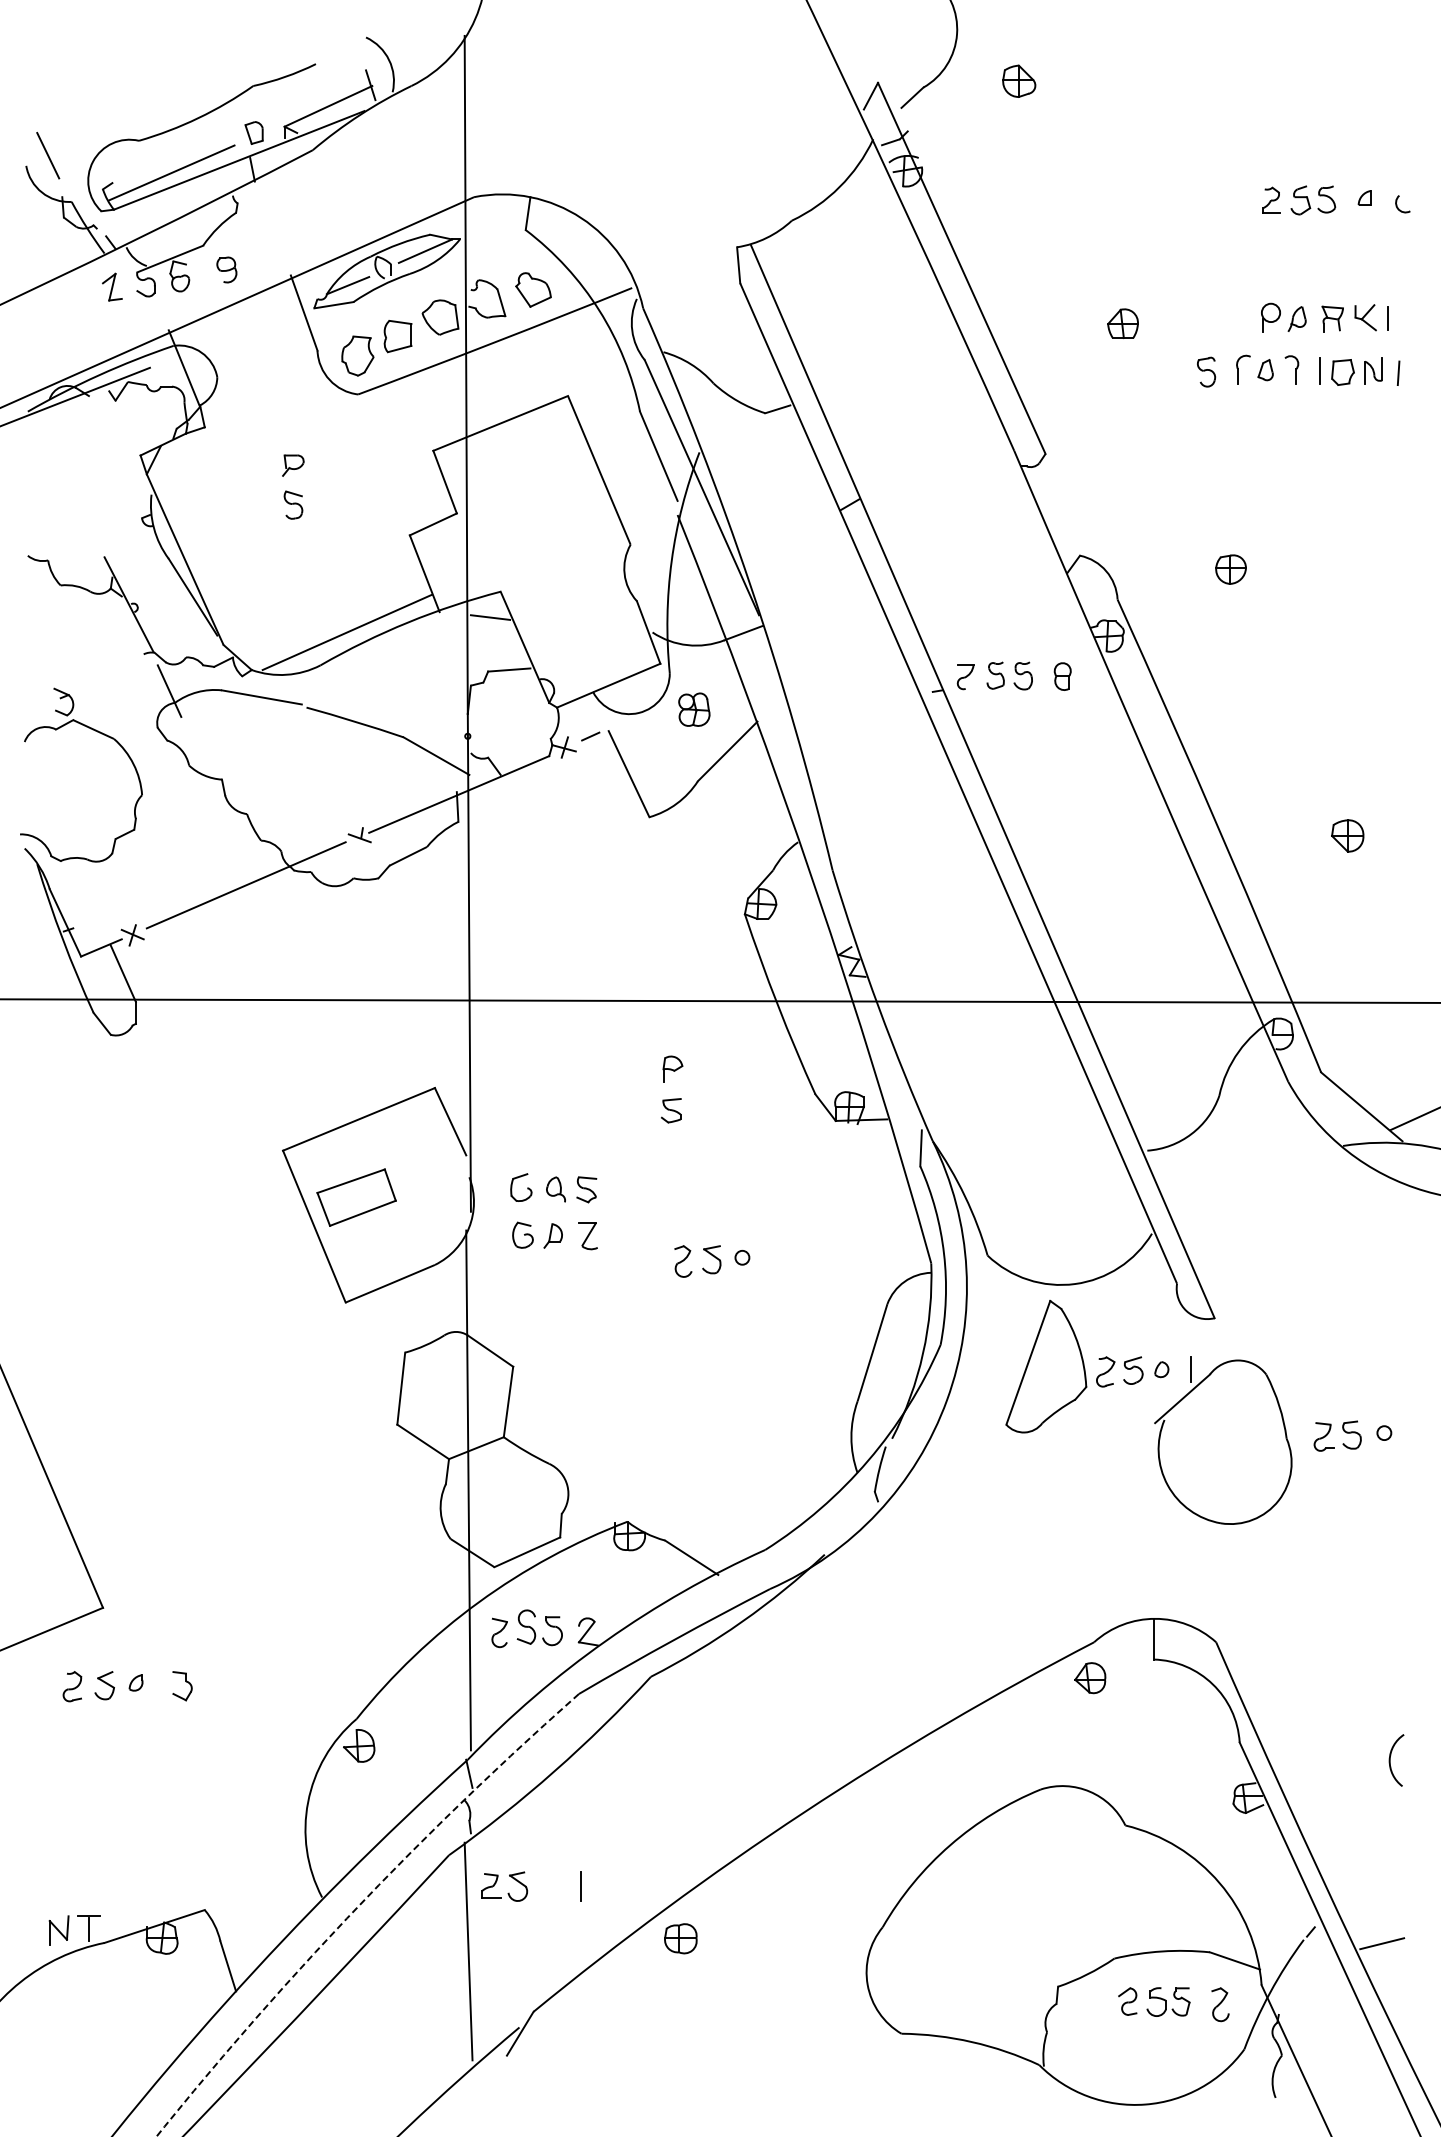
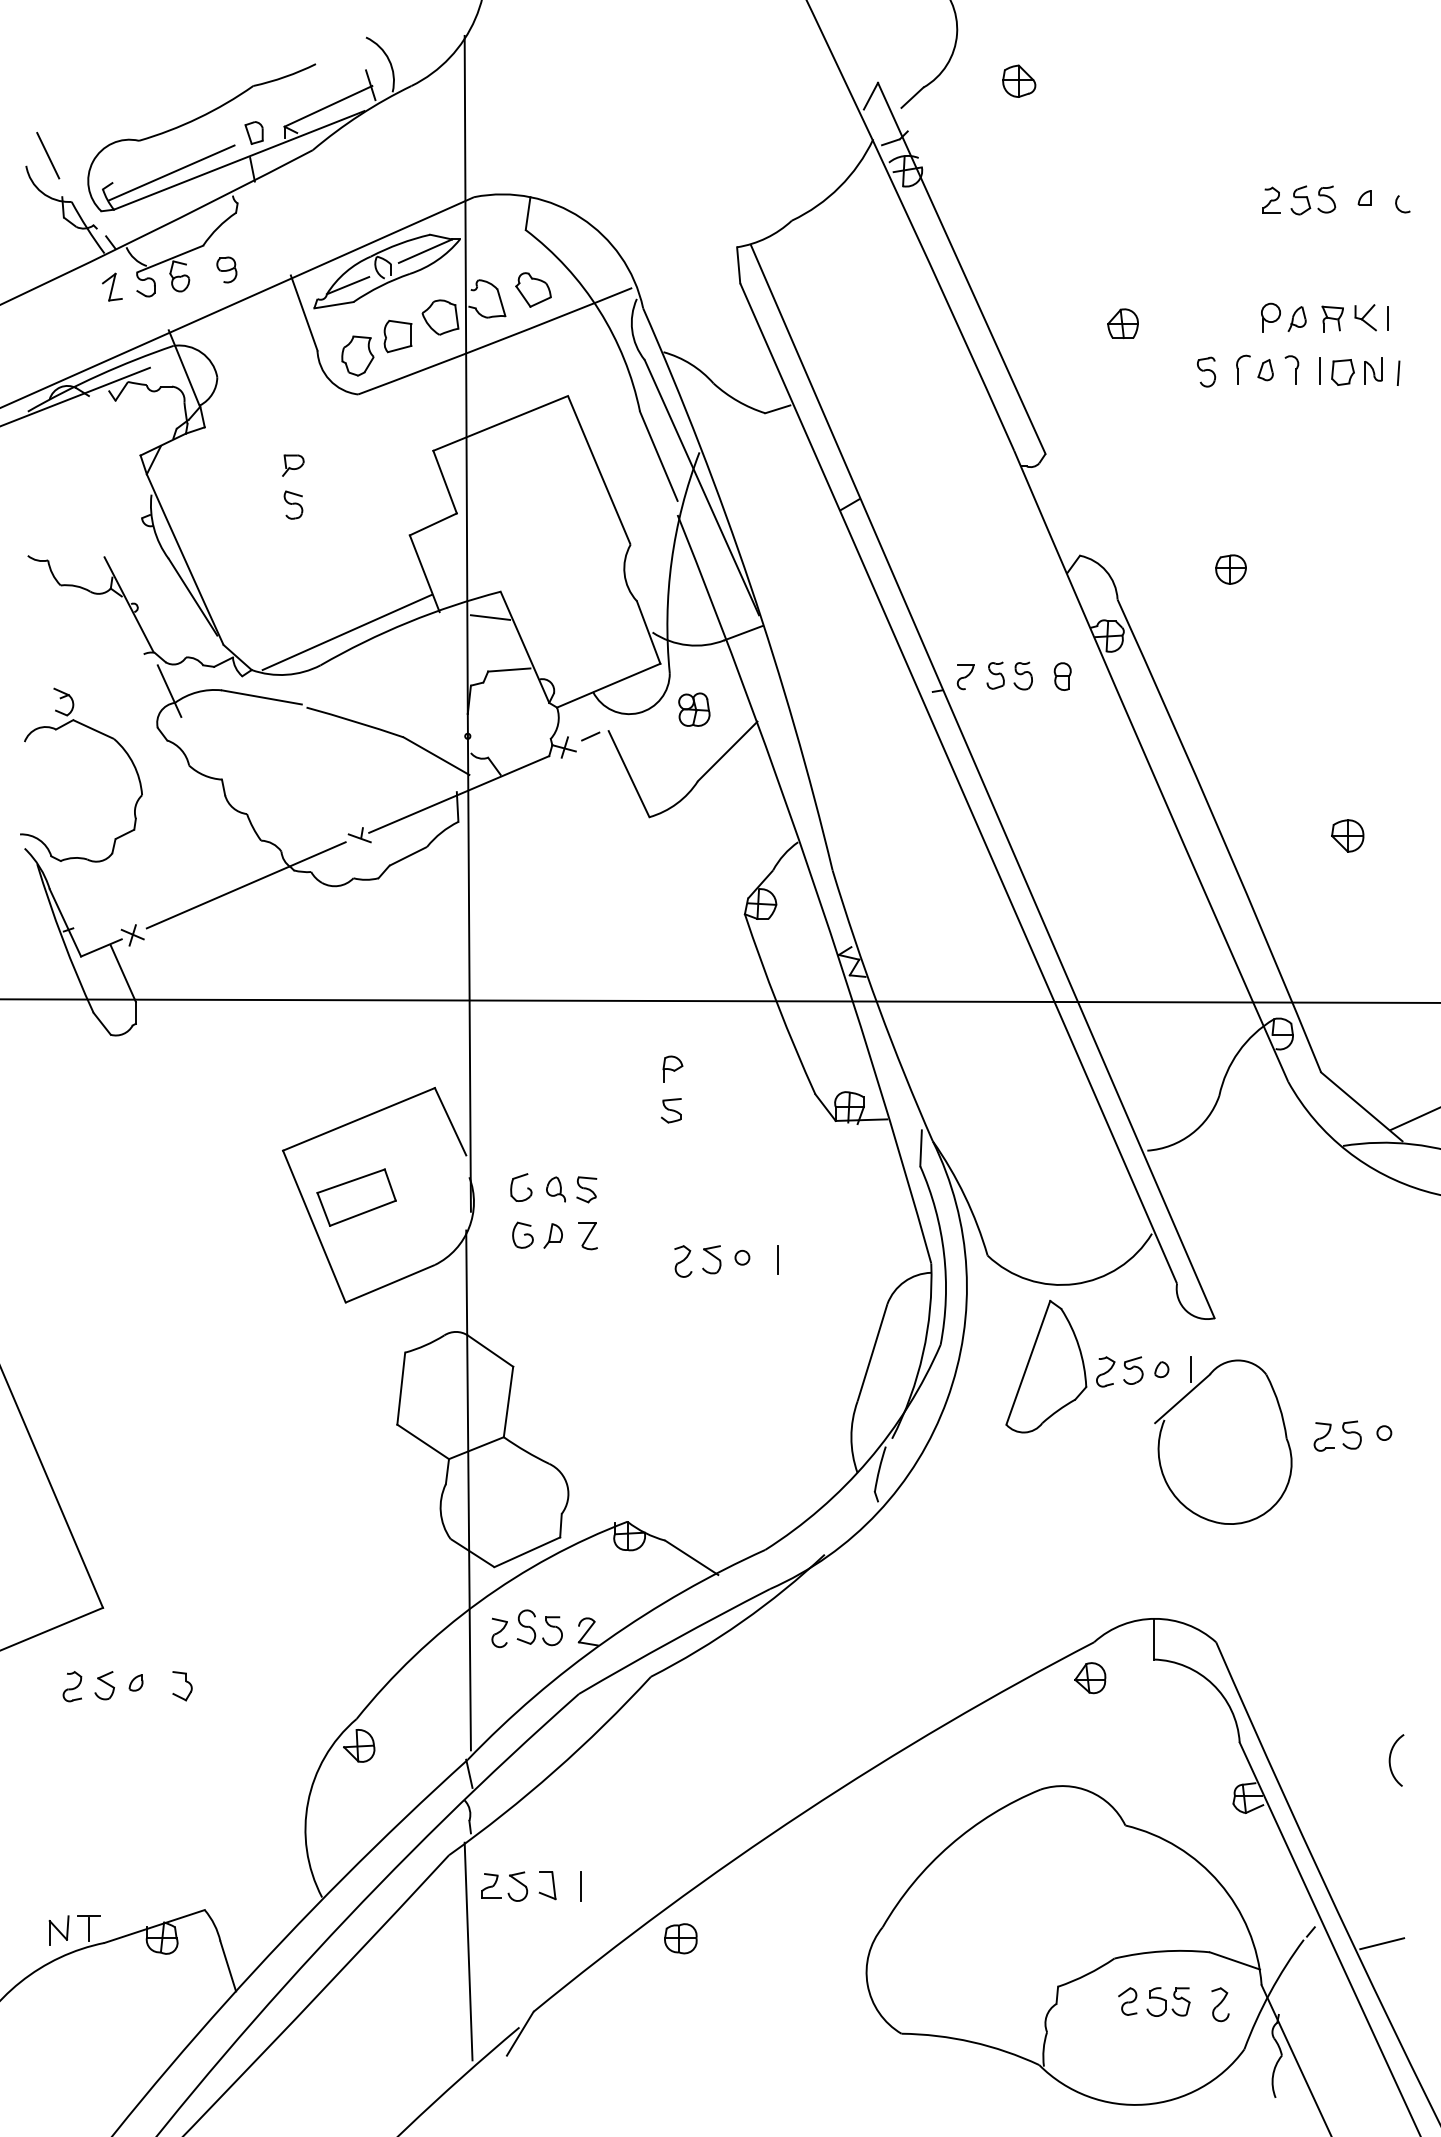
line: none -> present (777, 1260)
part: none -> present (547, 1885)
arc: dashed -> solid (357, 1907)
